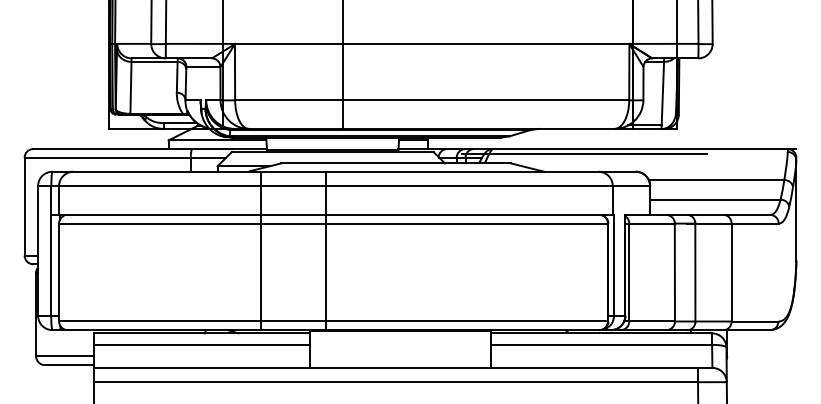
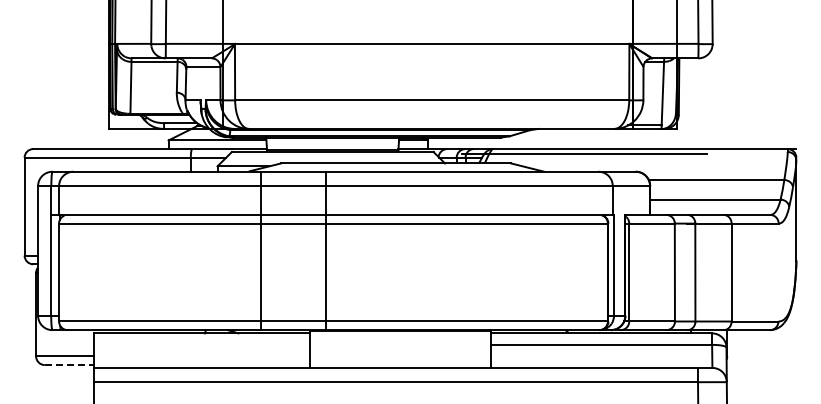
line: present -> none (342, 65)
line: present -> none (201, 344)
line: solid -> dashed (69, 365)
